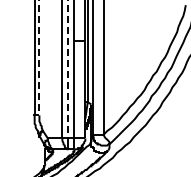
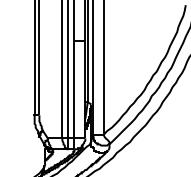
line: dashed -> solid (39, 58)
line: dashed -> solid (68, 69)
